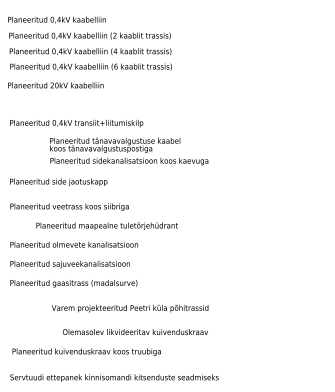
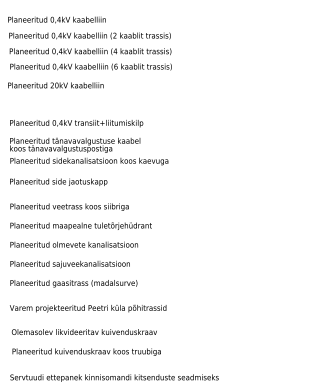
text position: (129, 151) -> (89, 151) (89, 151)
text position: (106, 225) -> (80, 225) (80, 225)
text position: (130, 308) -> (88, 308) (88, 308)
text position: (134, 331) -> (83, 331) (83, 331)
